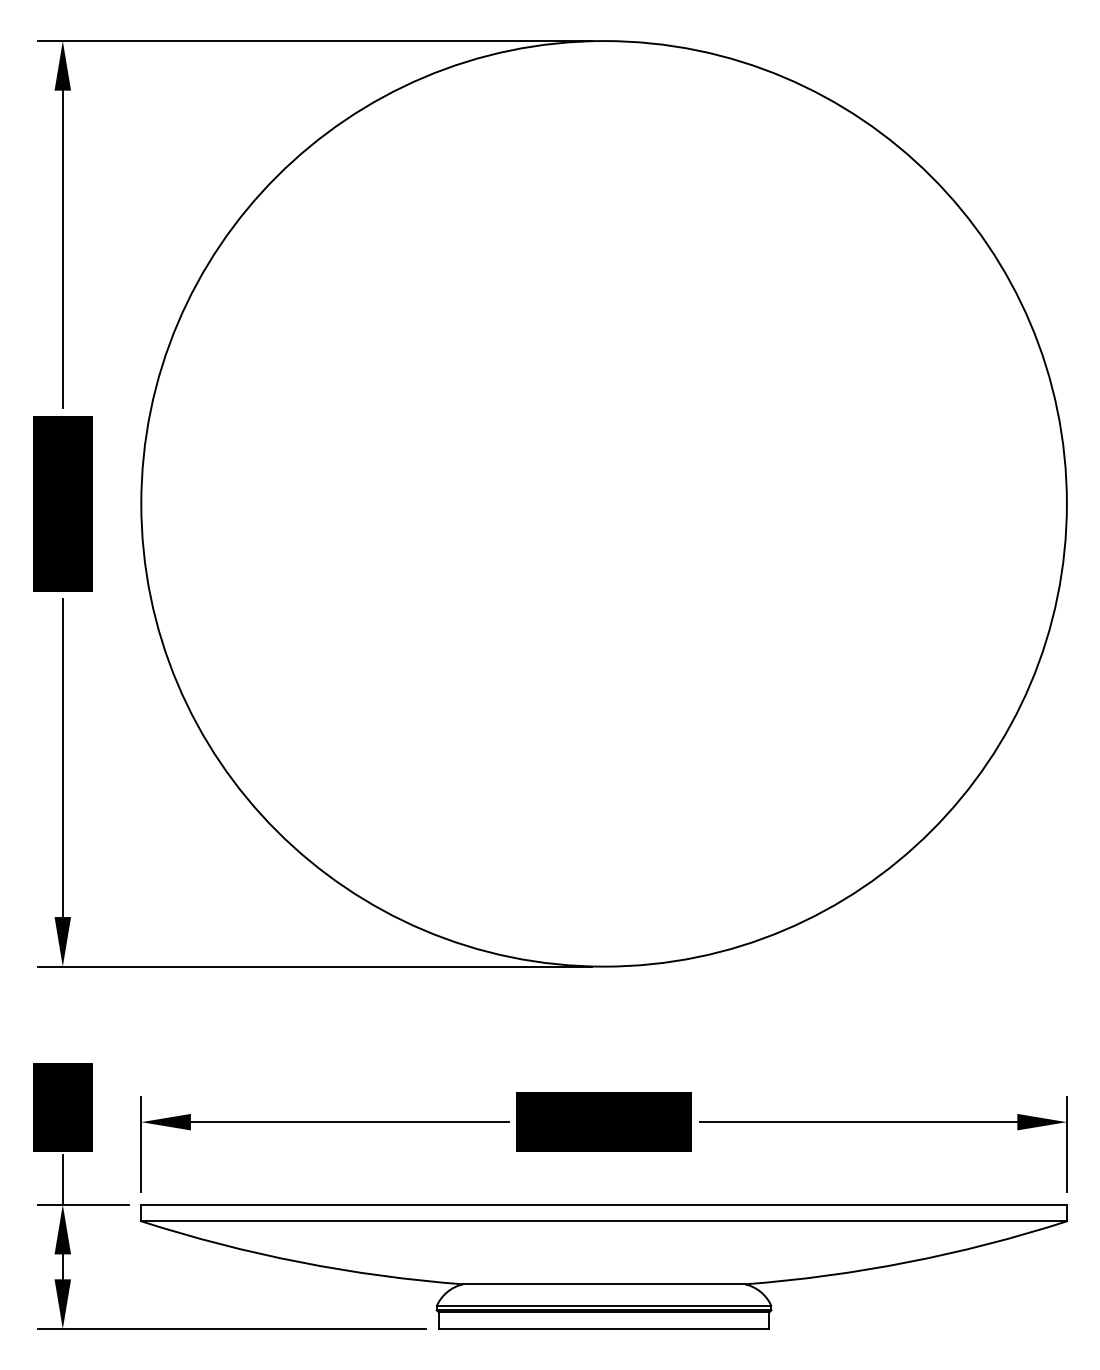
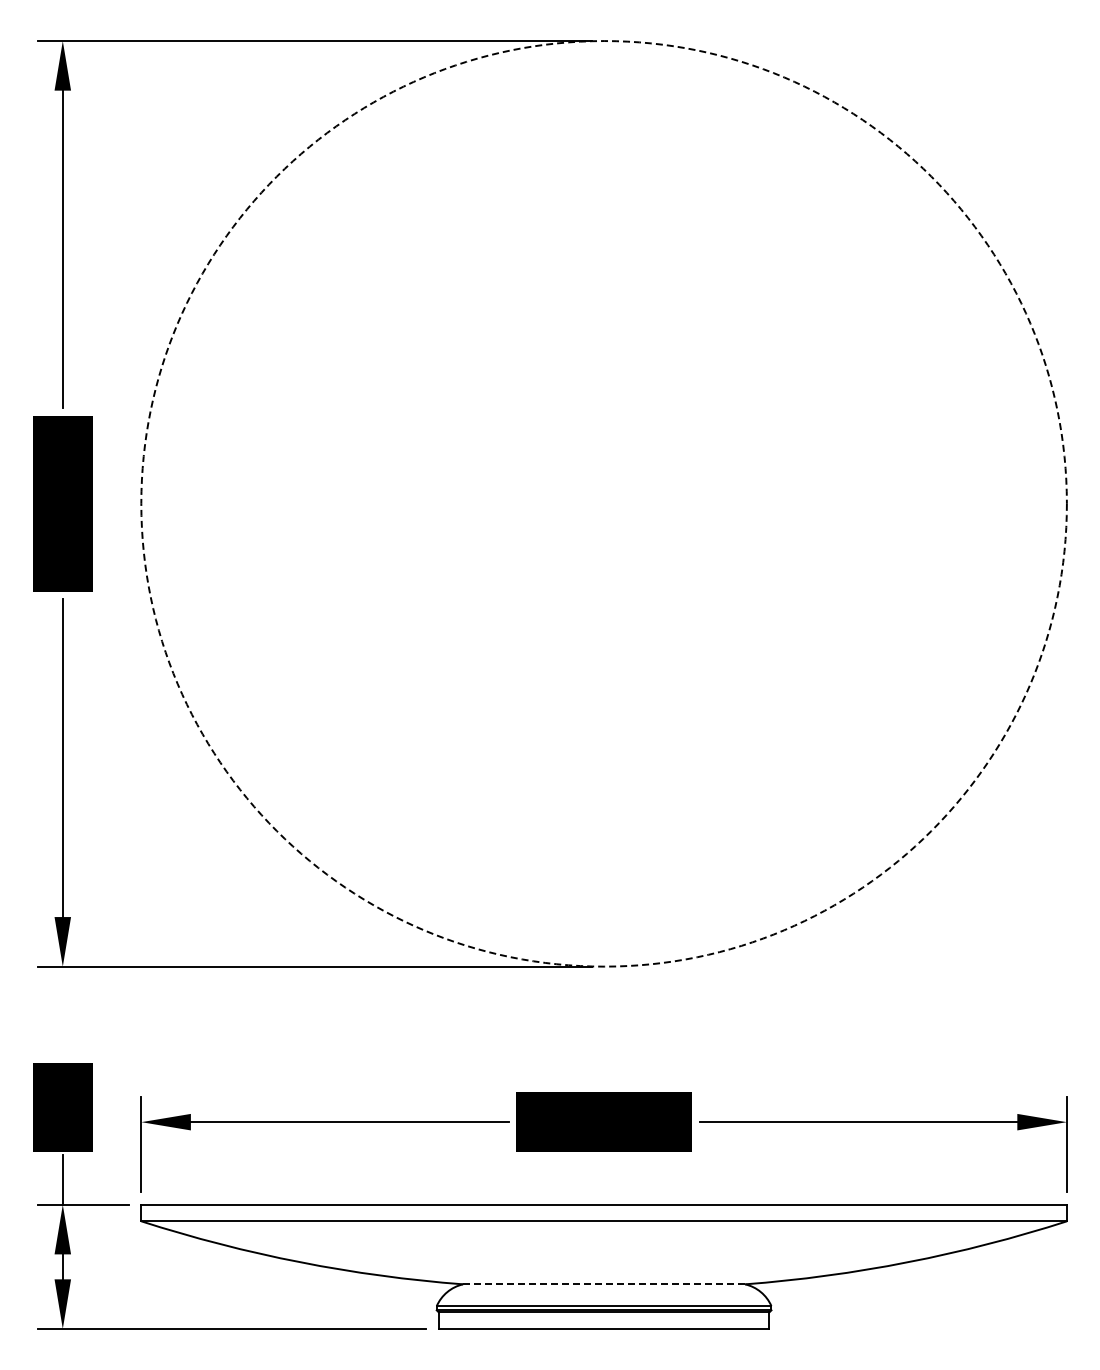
circle: solid -> dashed (603, 503)
line: solid -> dashed (603, 1284)
